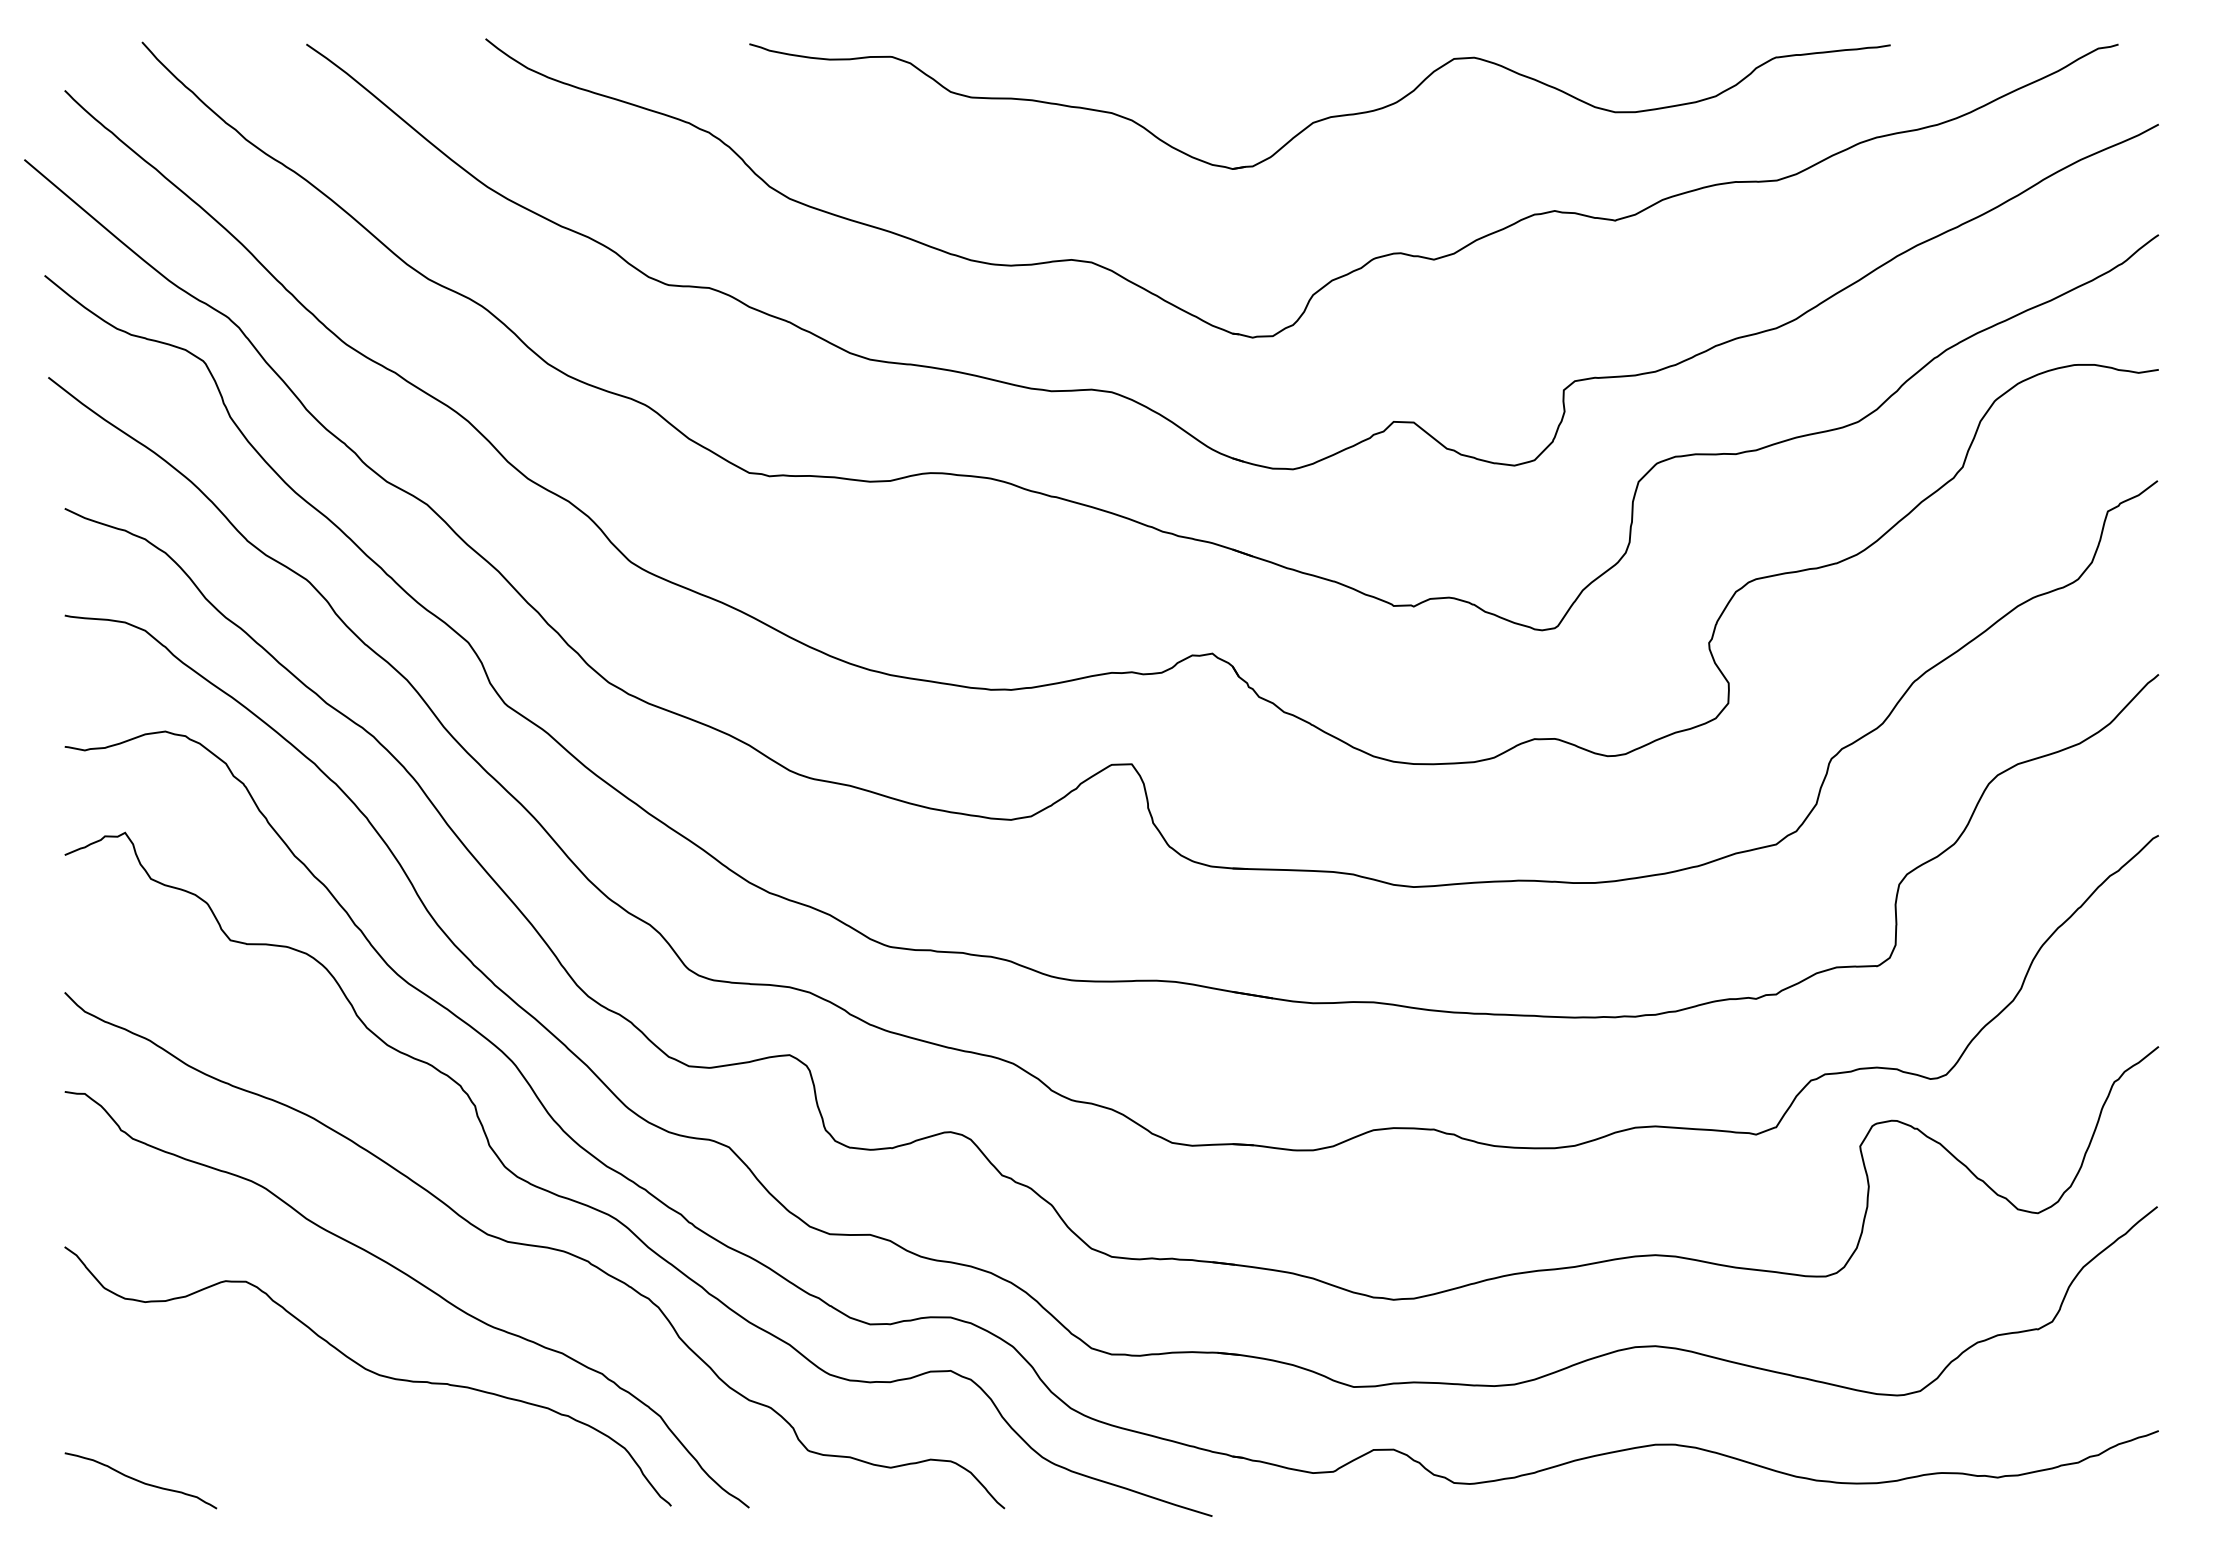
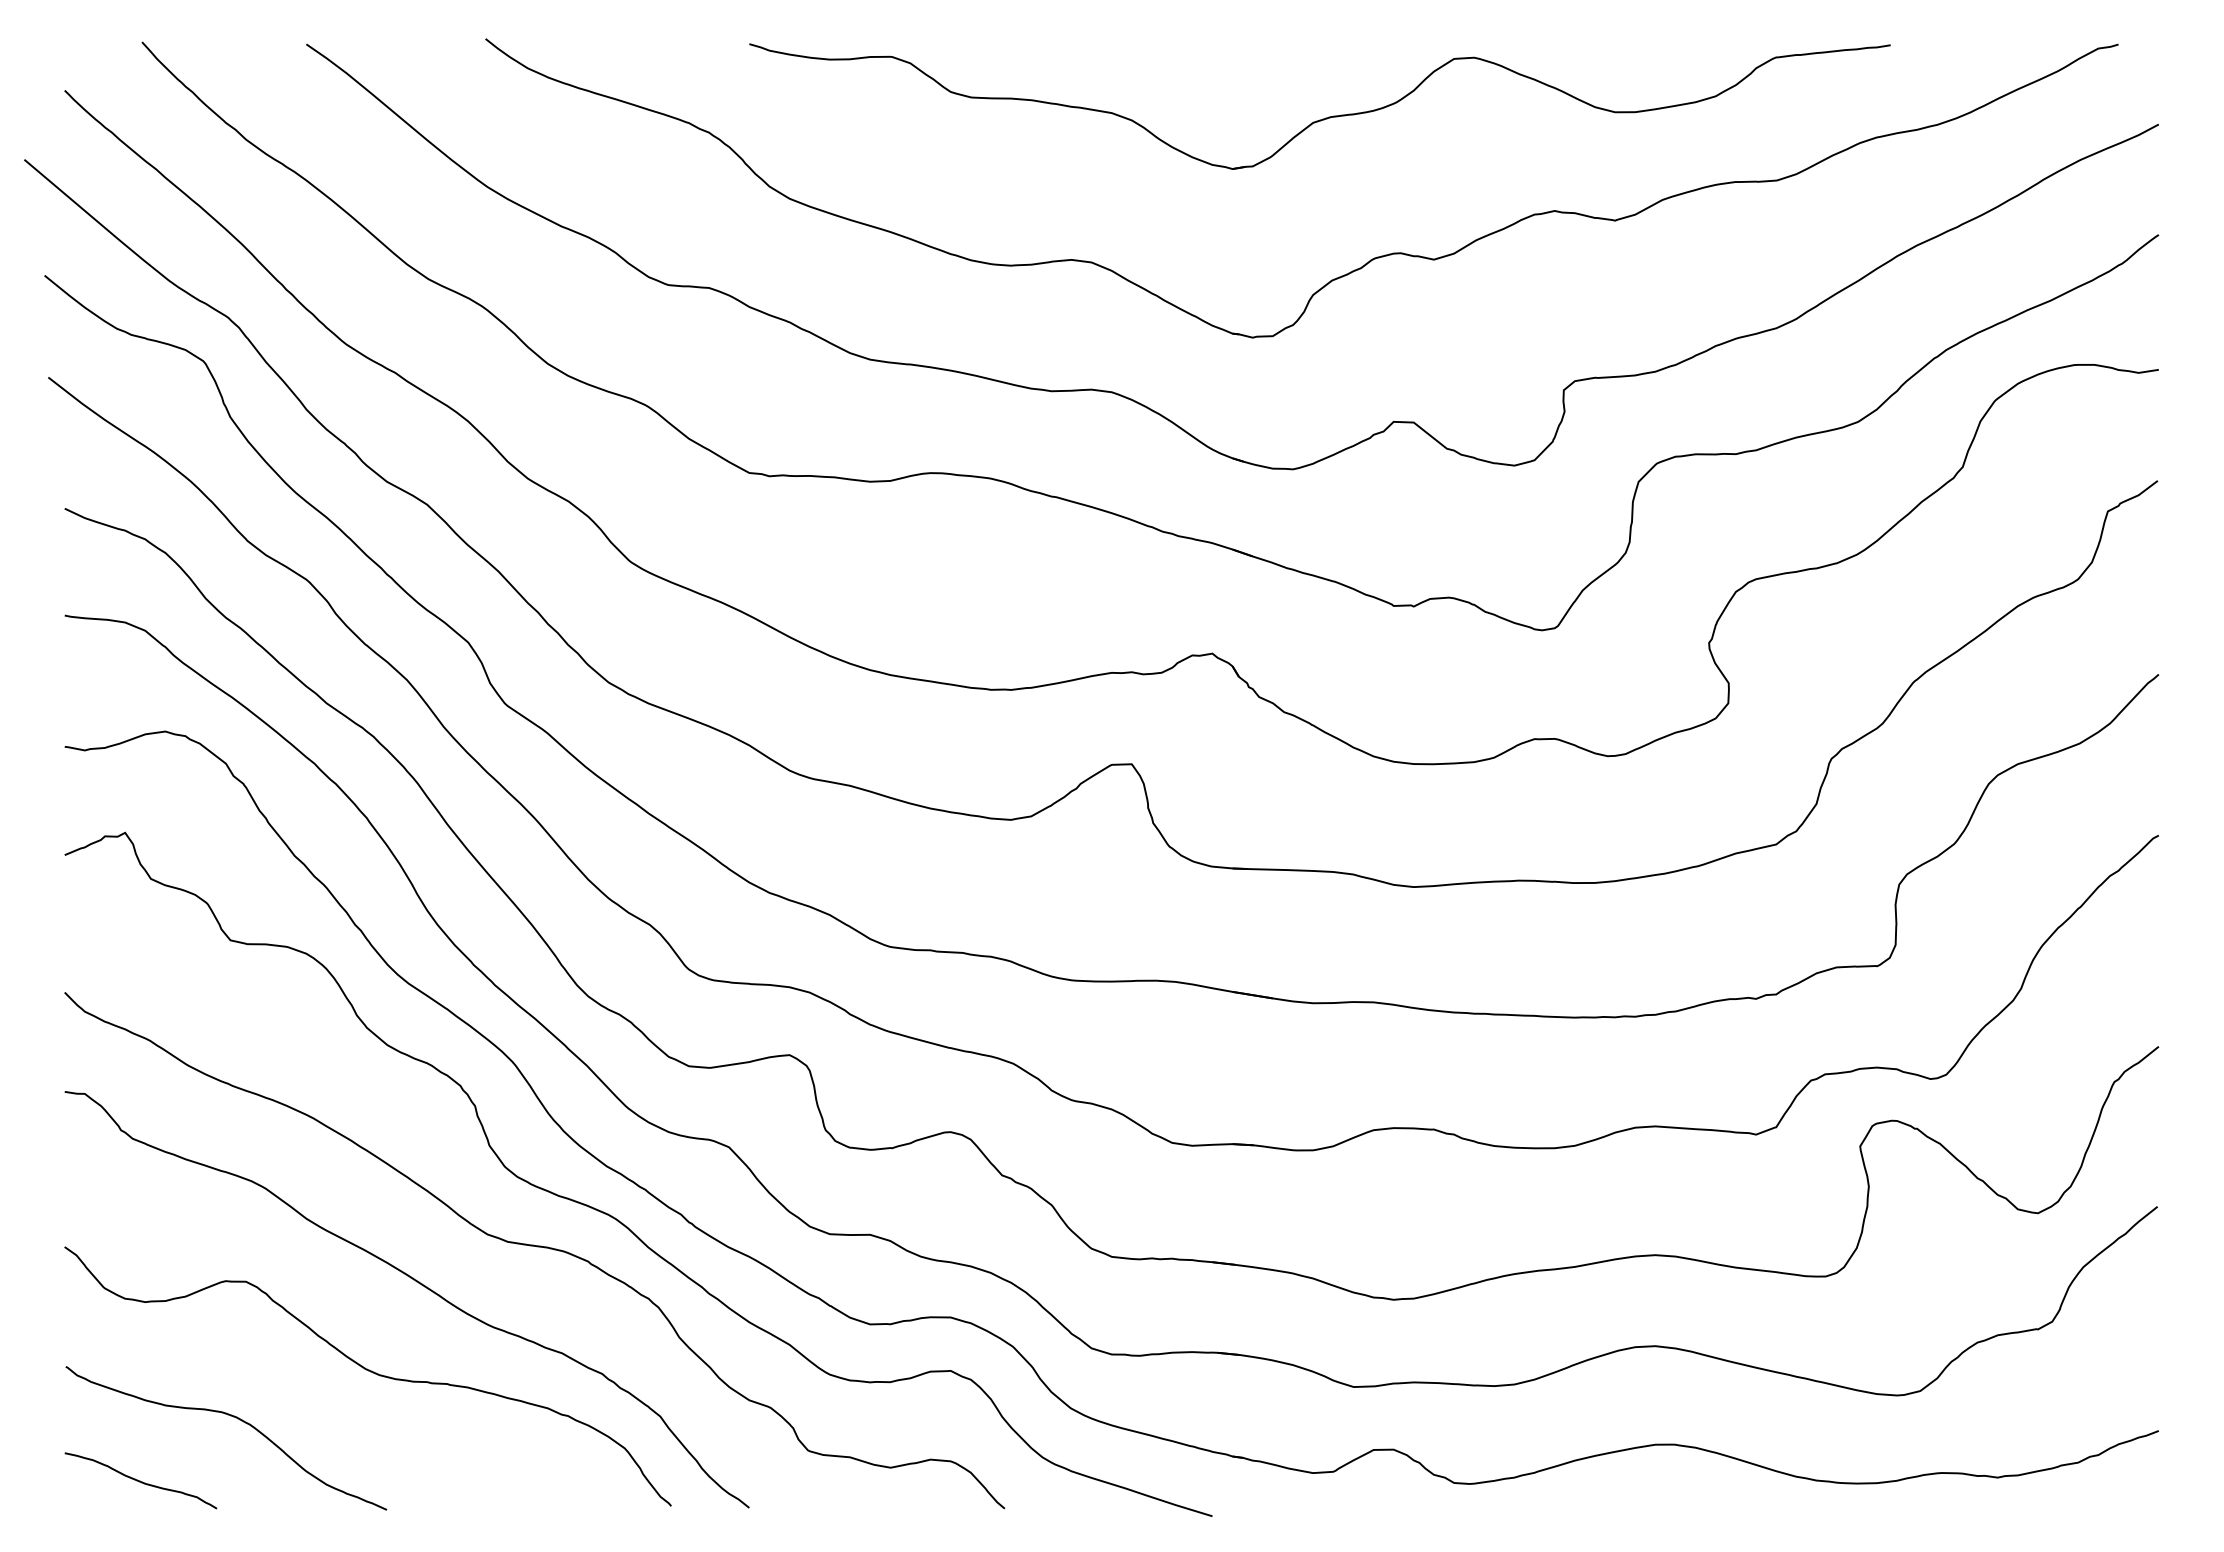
curve: none -> present (233, 1417)
